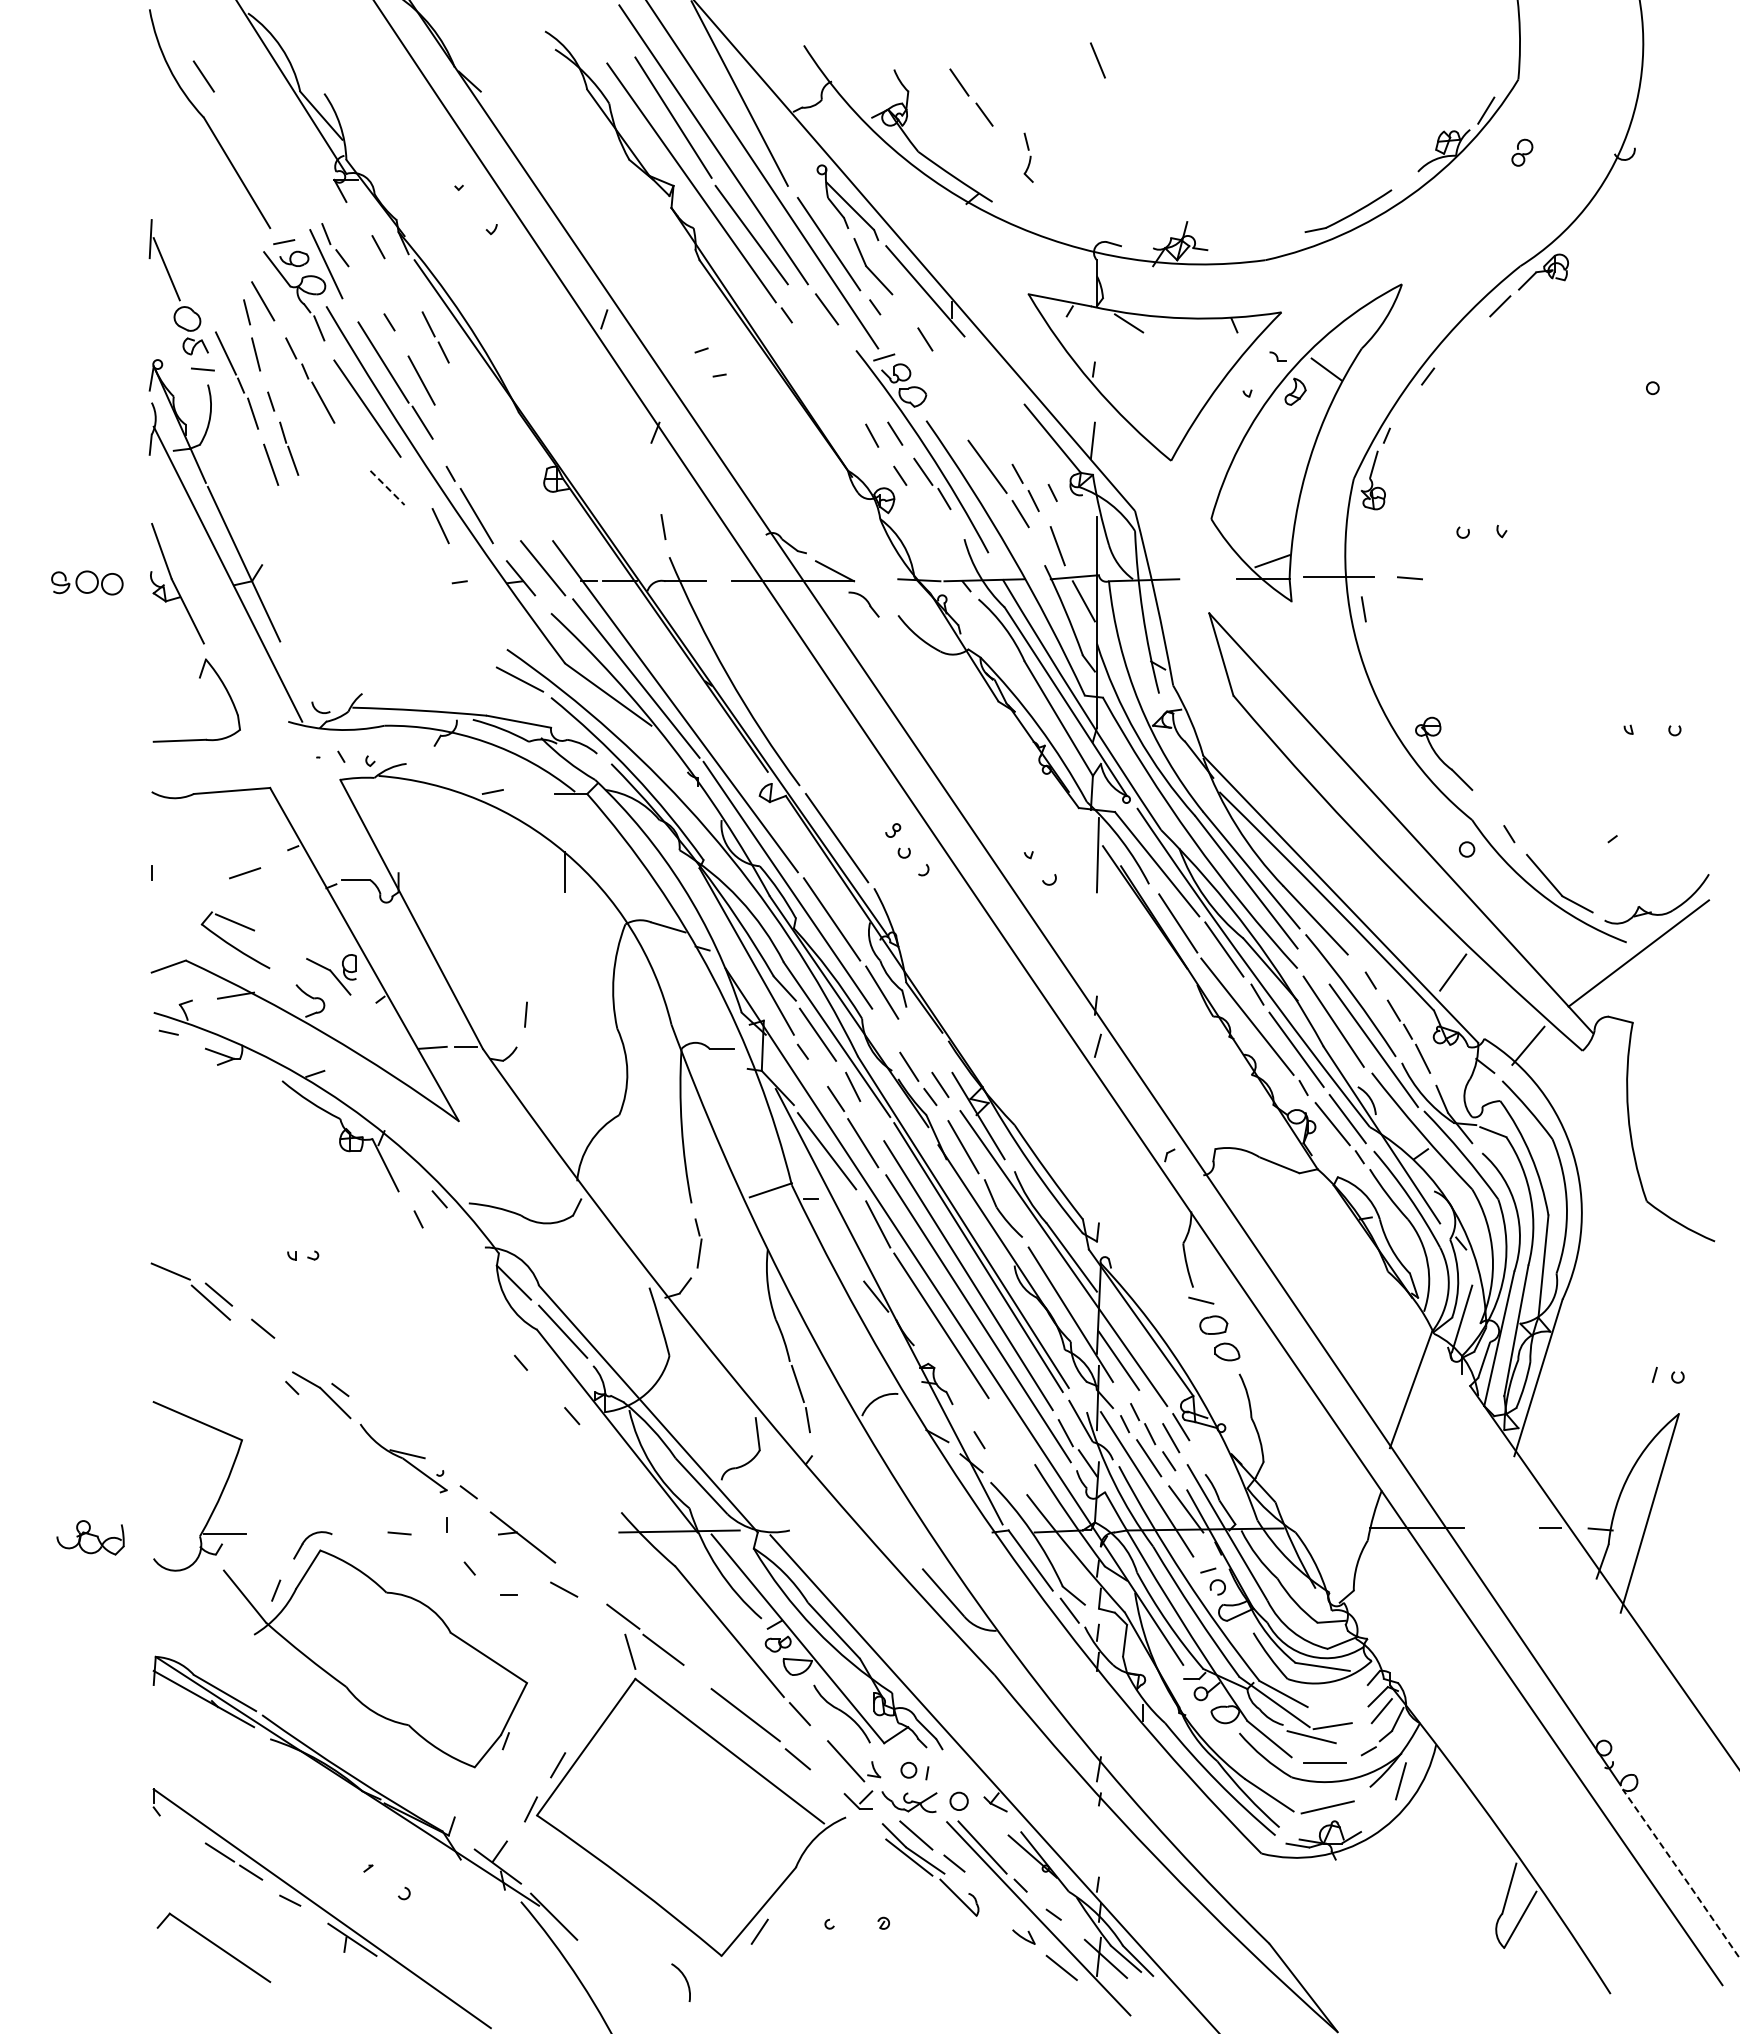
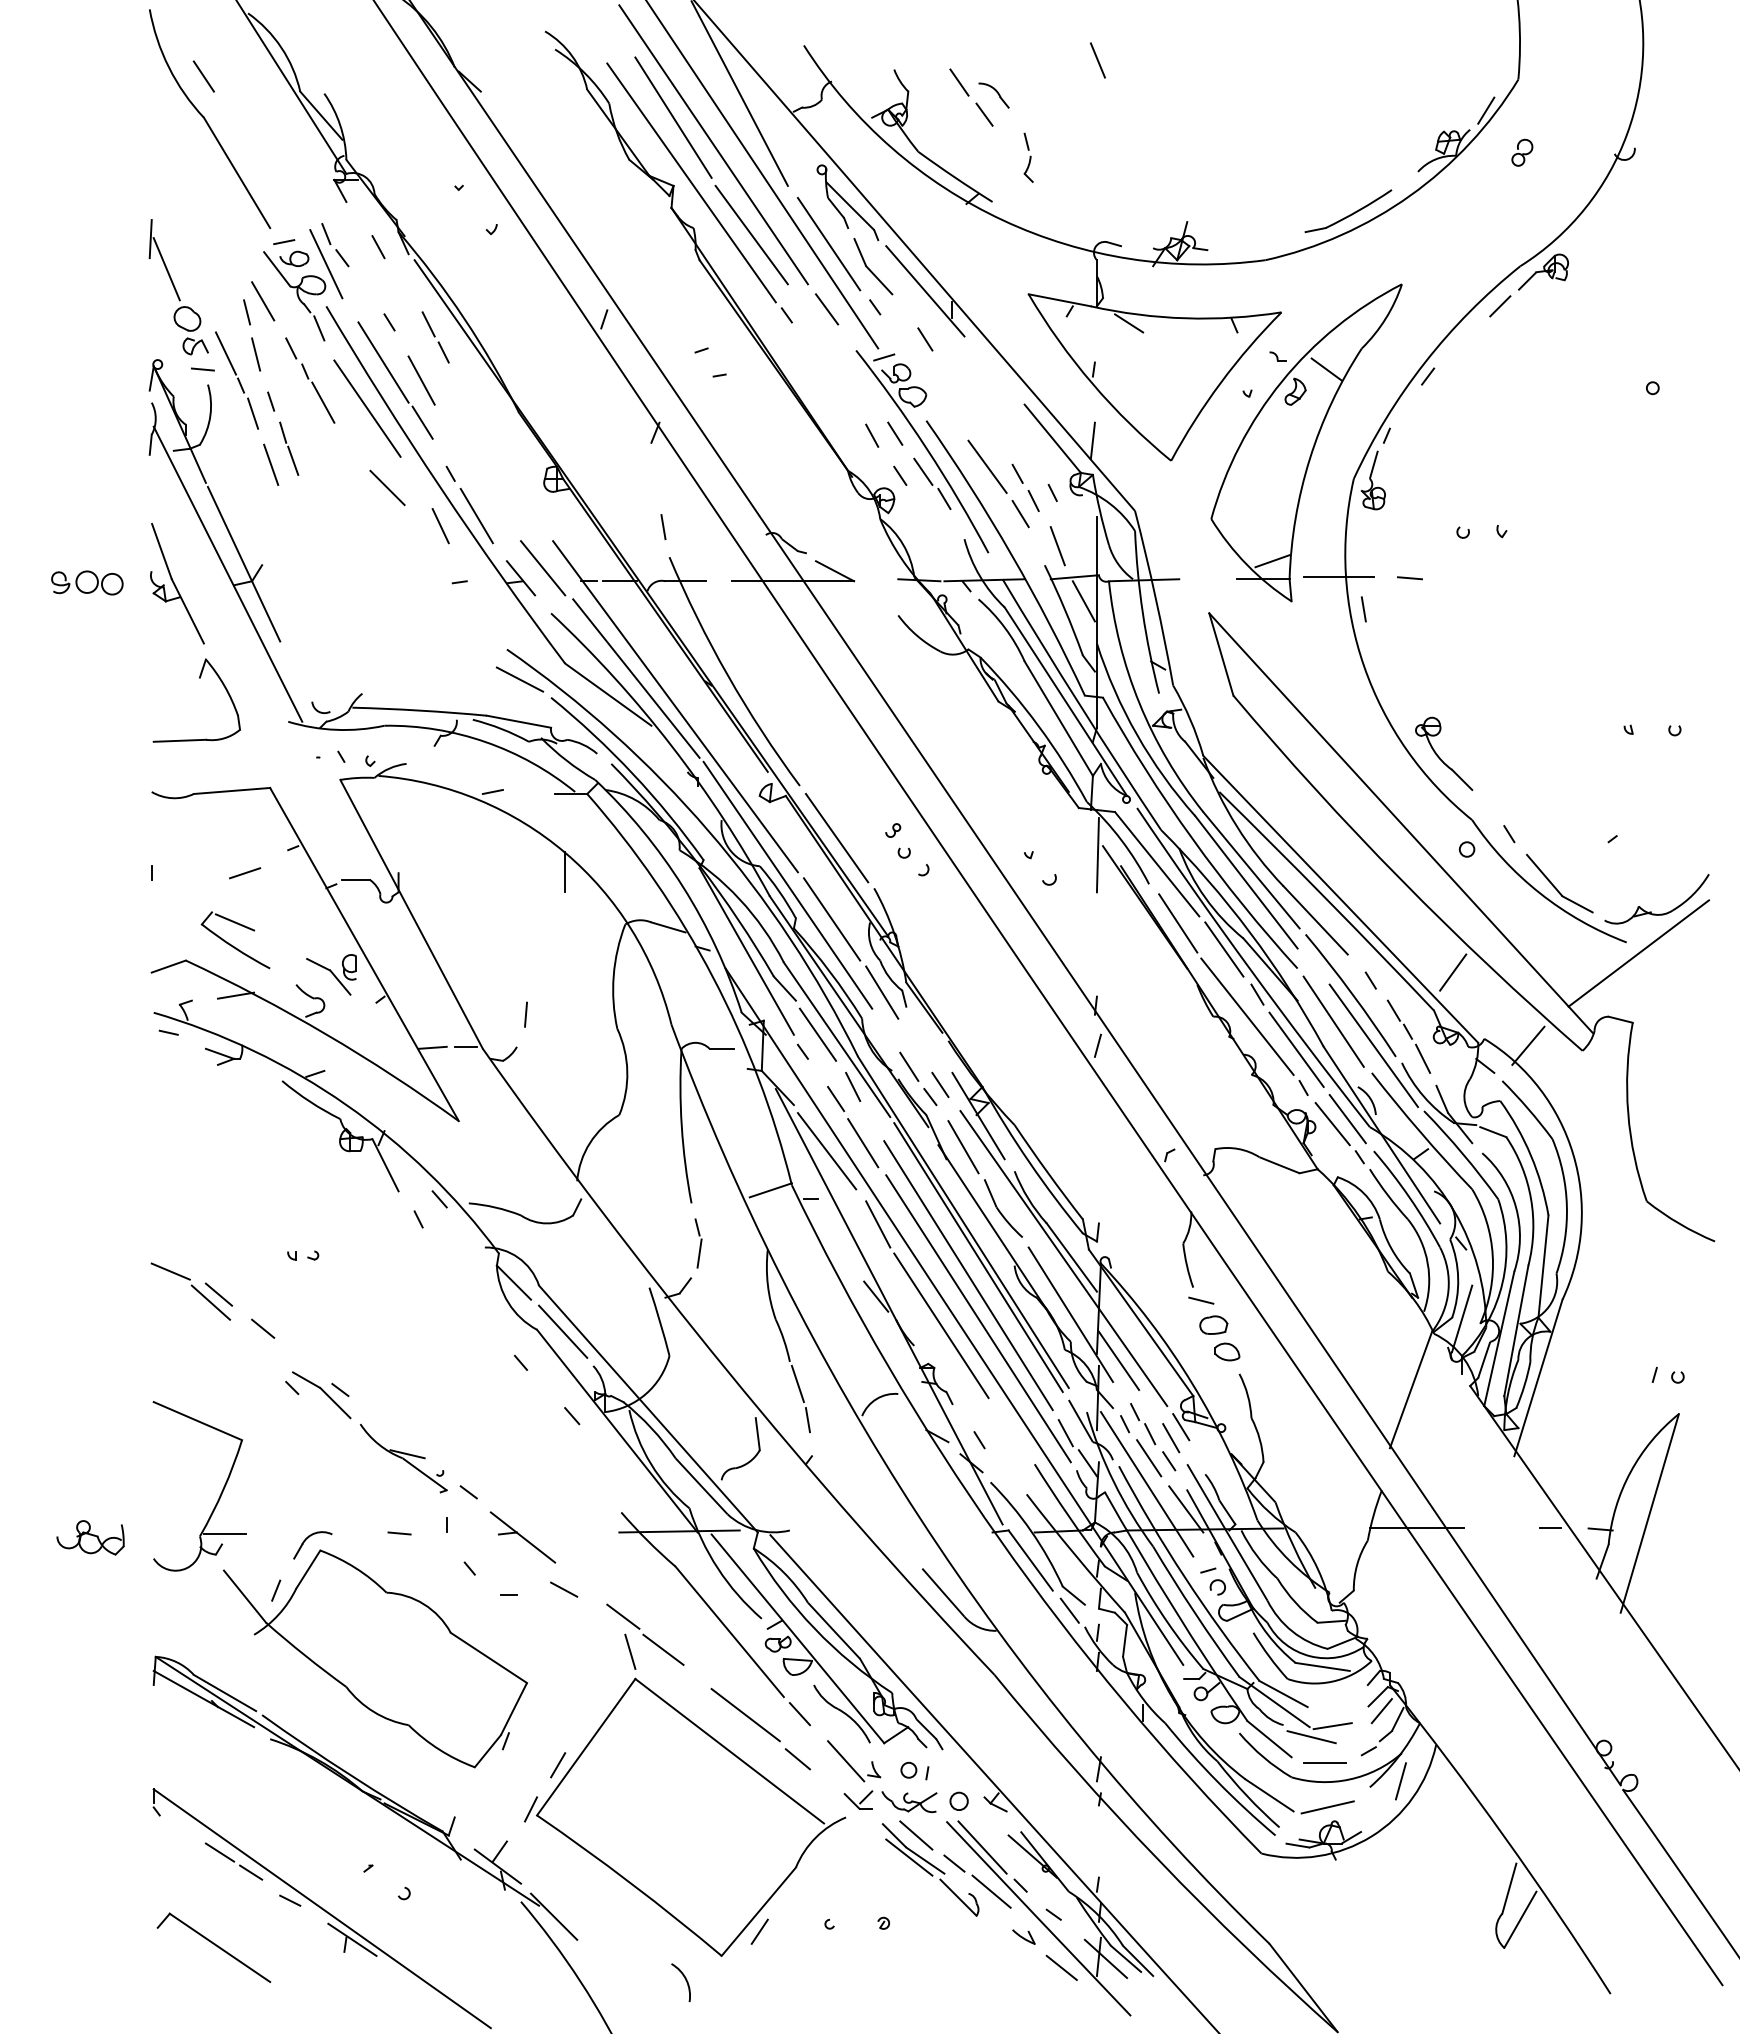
line: dashed -> solid (387, 488)
part position: (863, 604) -> (993, 95) (993, 95)
arc: dashed -> solid (1681, 1874)
line: none -> present (991, 1891)
